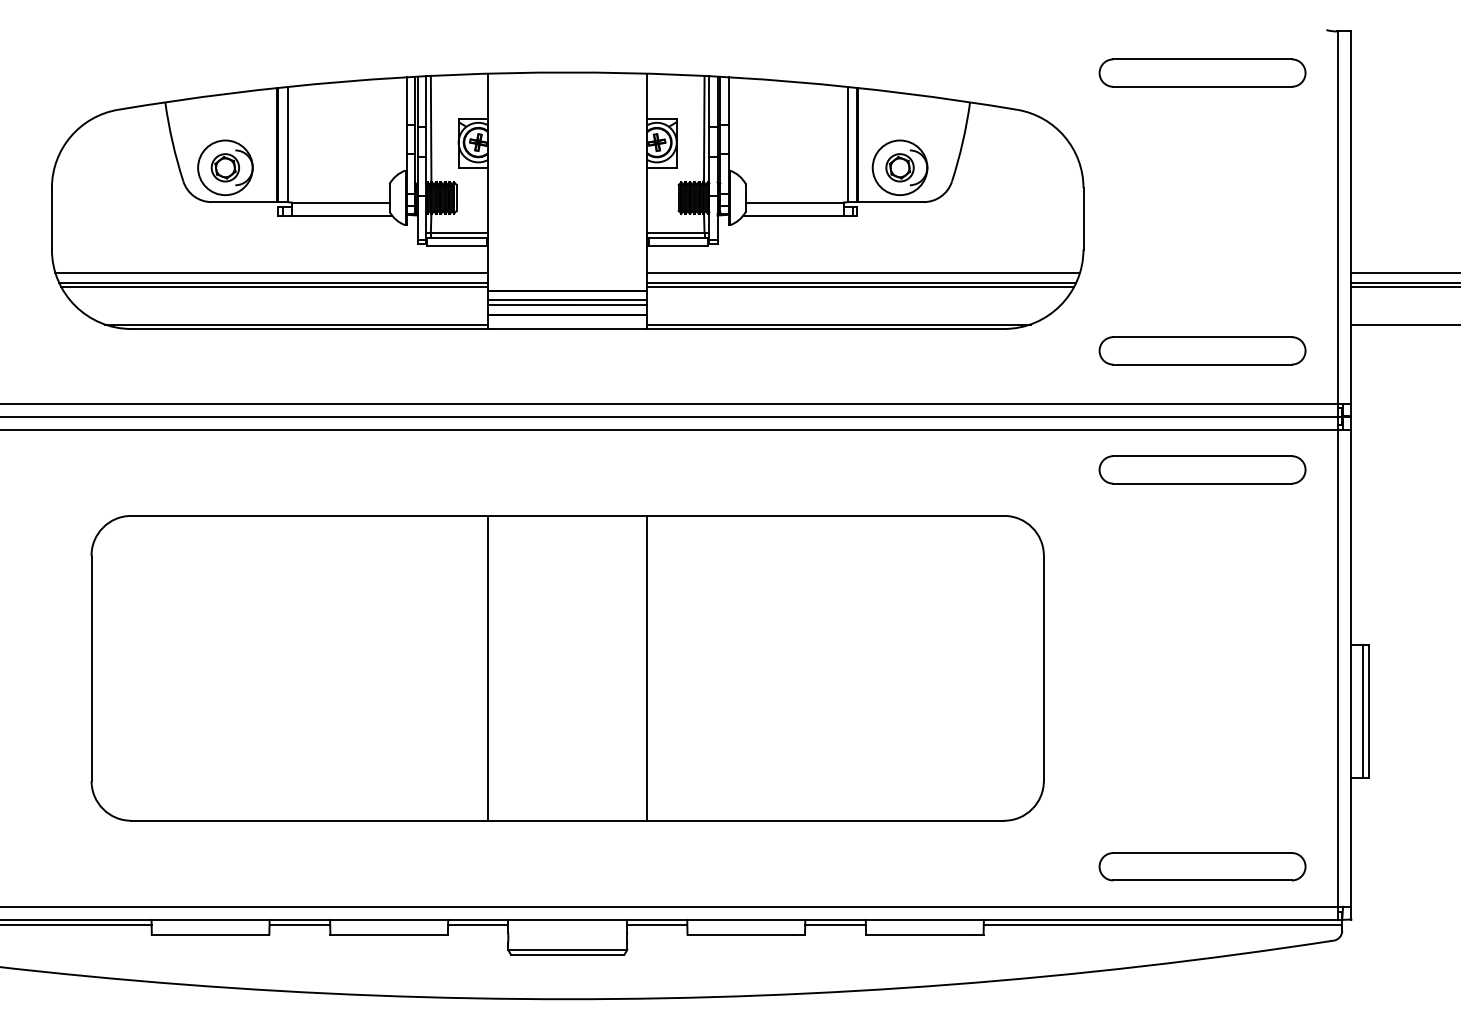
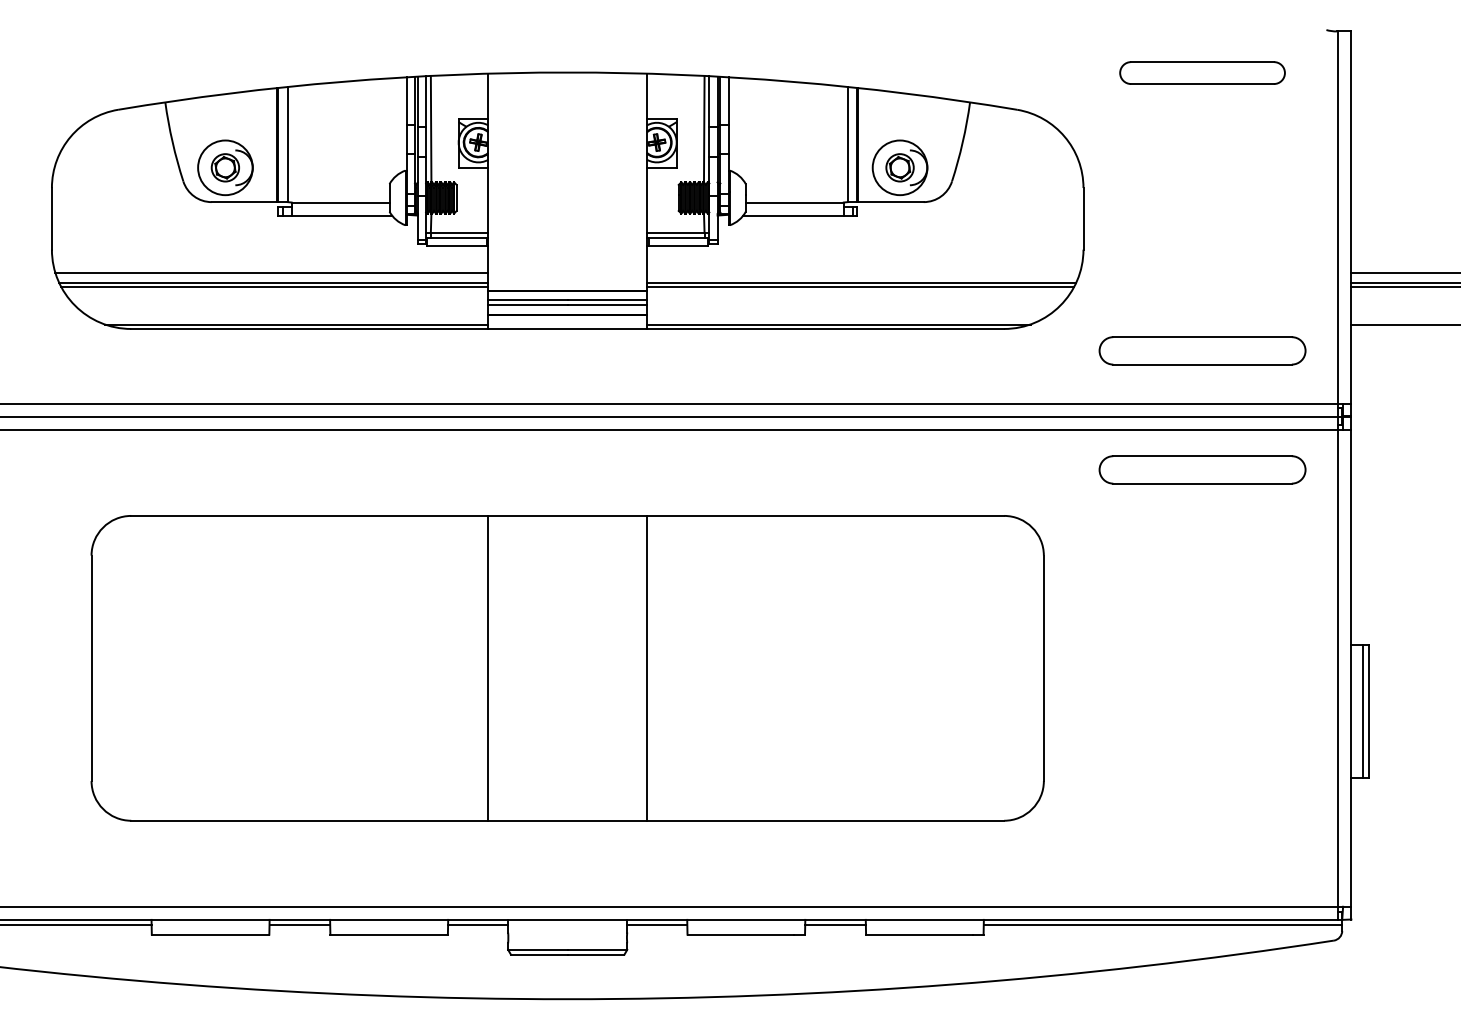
part size: 209x30 px -> 167x24 px (1202, 72)
line: present -> none (863, 272)
part: present -> none (1202, 866)
